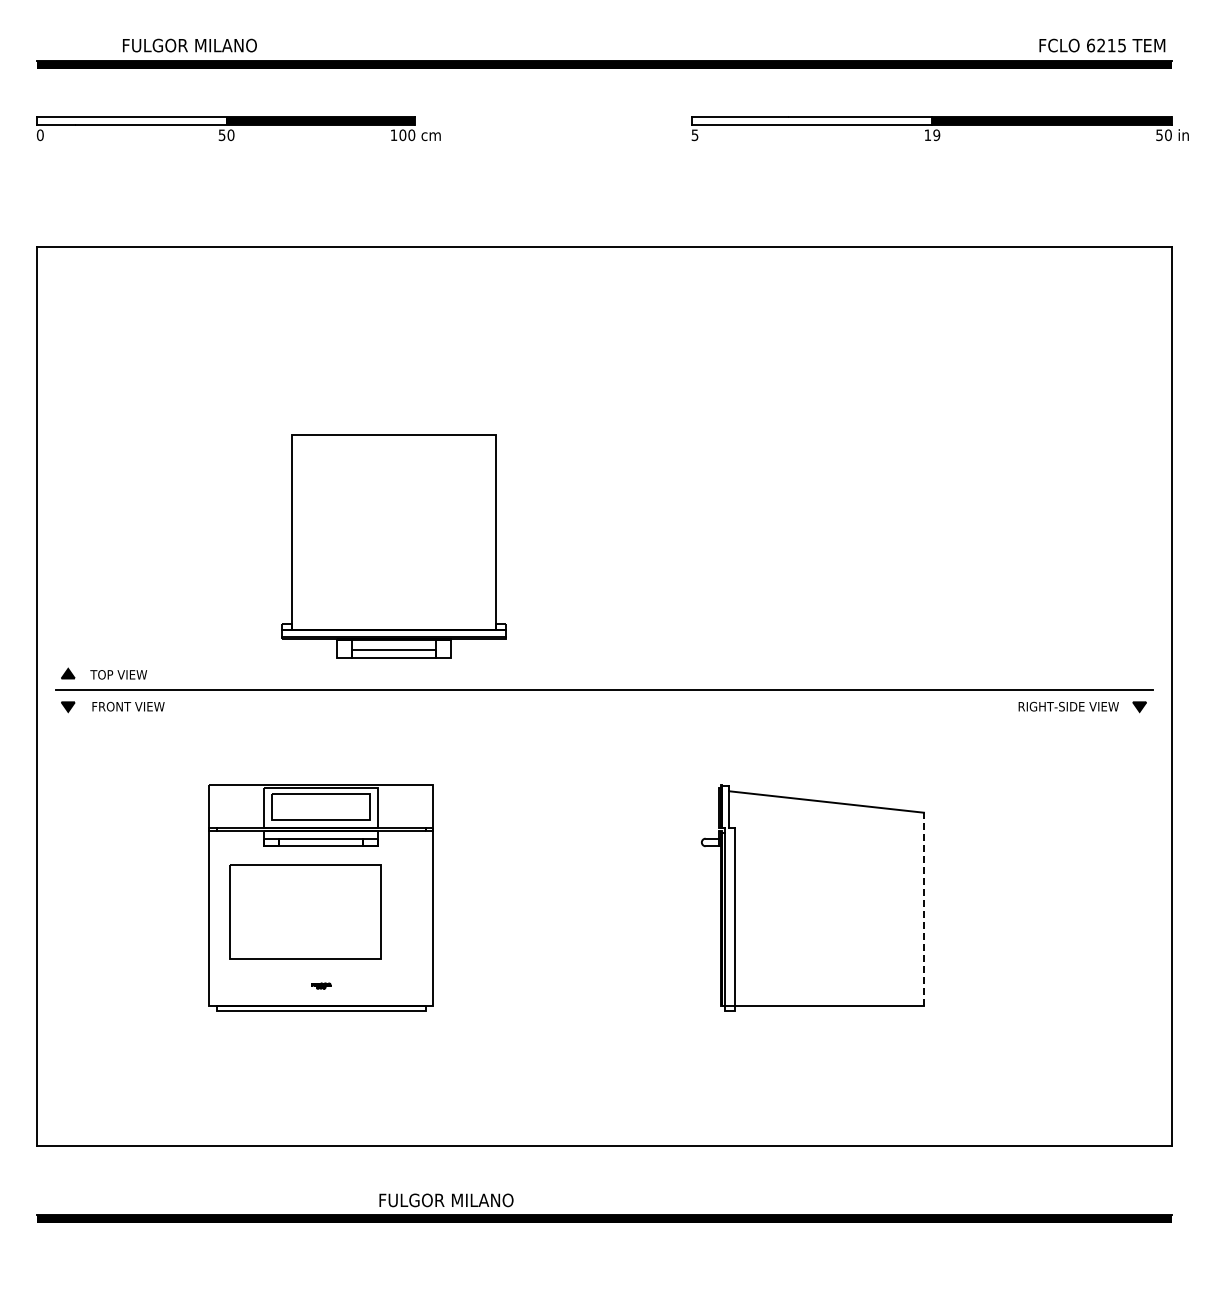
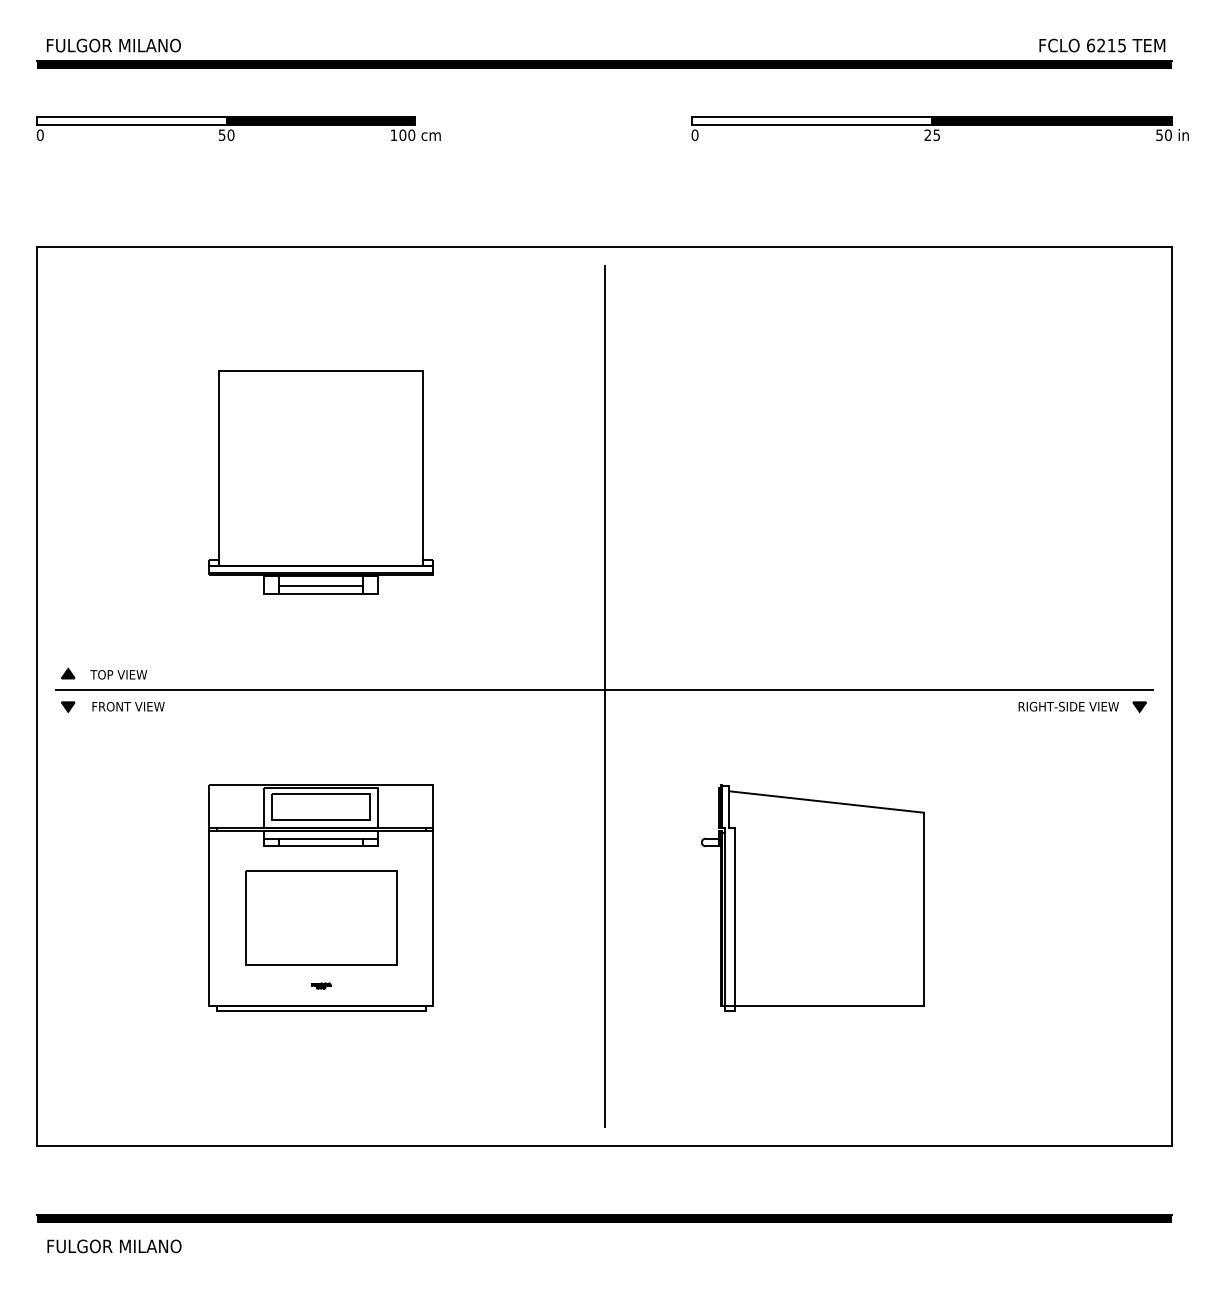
text position: (189, 45) -> (113, 45) (113, 45)
text: 5 -> 0 (694, 134)
text: 19 -> 25 (932, 134)
part position: (393, 546) -> (320, 482) (320, 482)
line: none -> present (605, 696)
line: dashed -> solid (924, 909)
part position: (305, 911) -> (321, 917) (321, 917)
text position: (446, 1200) -> (114, 1246) (114, 1246)
